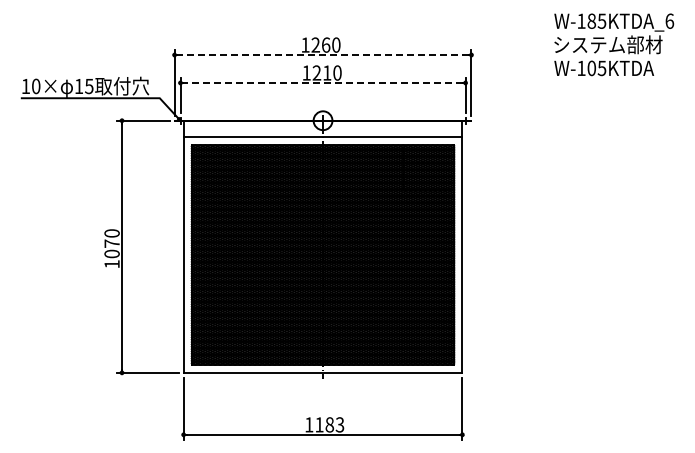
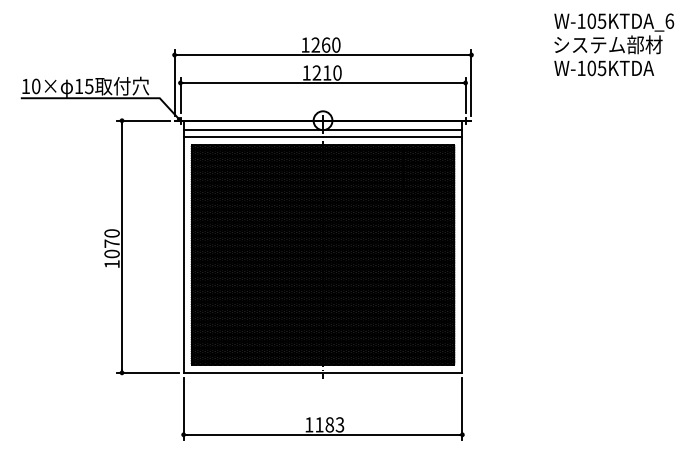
text: W-185KTDA_6 -> W-105KTDA_6 (591, 21)
line: dashed -> solid (323, 55)
line: dashed -> solid (323, 82)
line: none -> present (322, 130)
